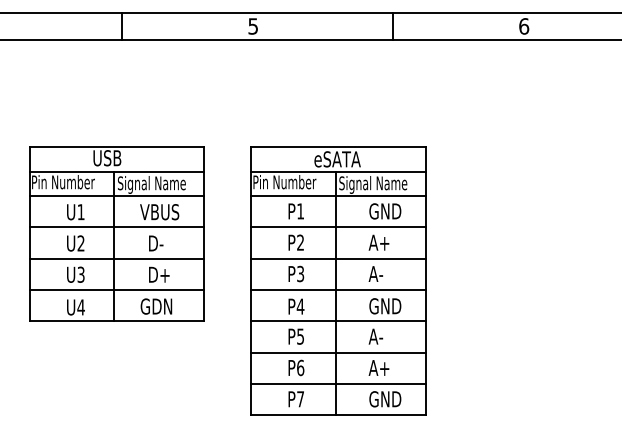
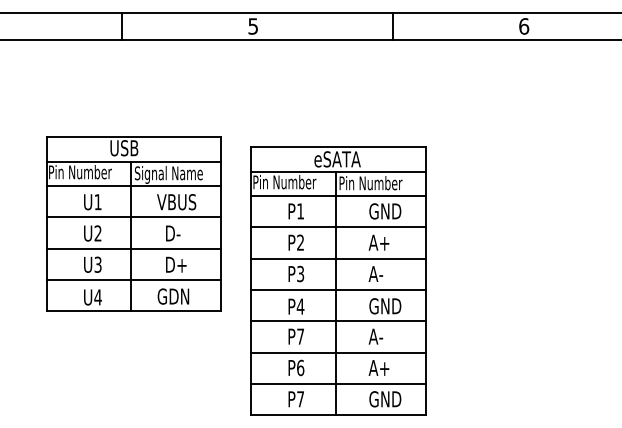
text: Signal Name -> Pin Number (373, 184)
part position: (116, 233) -> (133, 223) (133, 223)
text: P5 -> P7 (300, 336)
